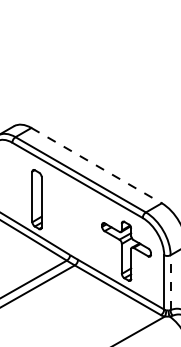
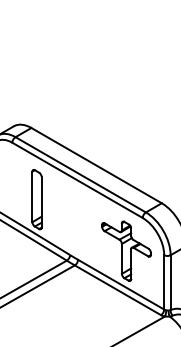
line: dashed -> solid (97, 165)
line: dashed -> solid (170, 282)
